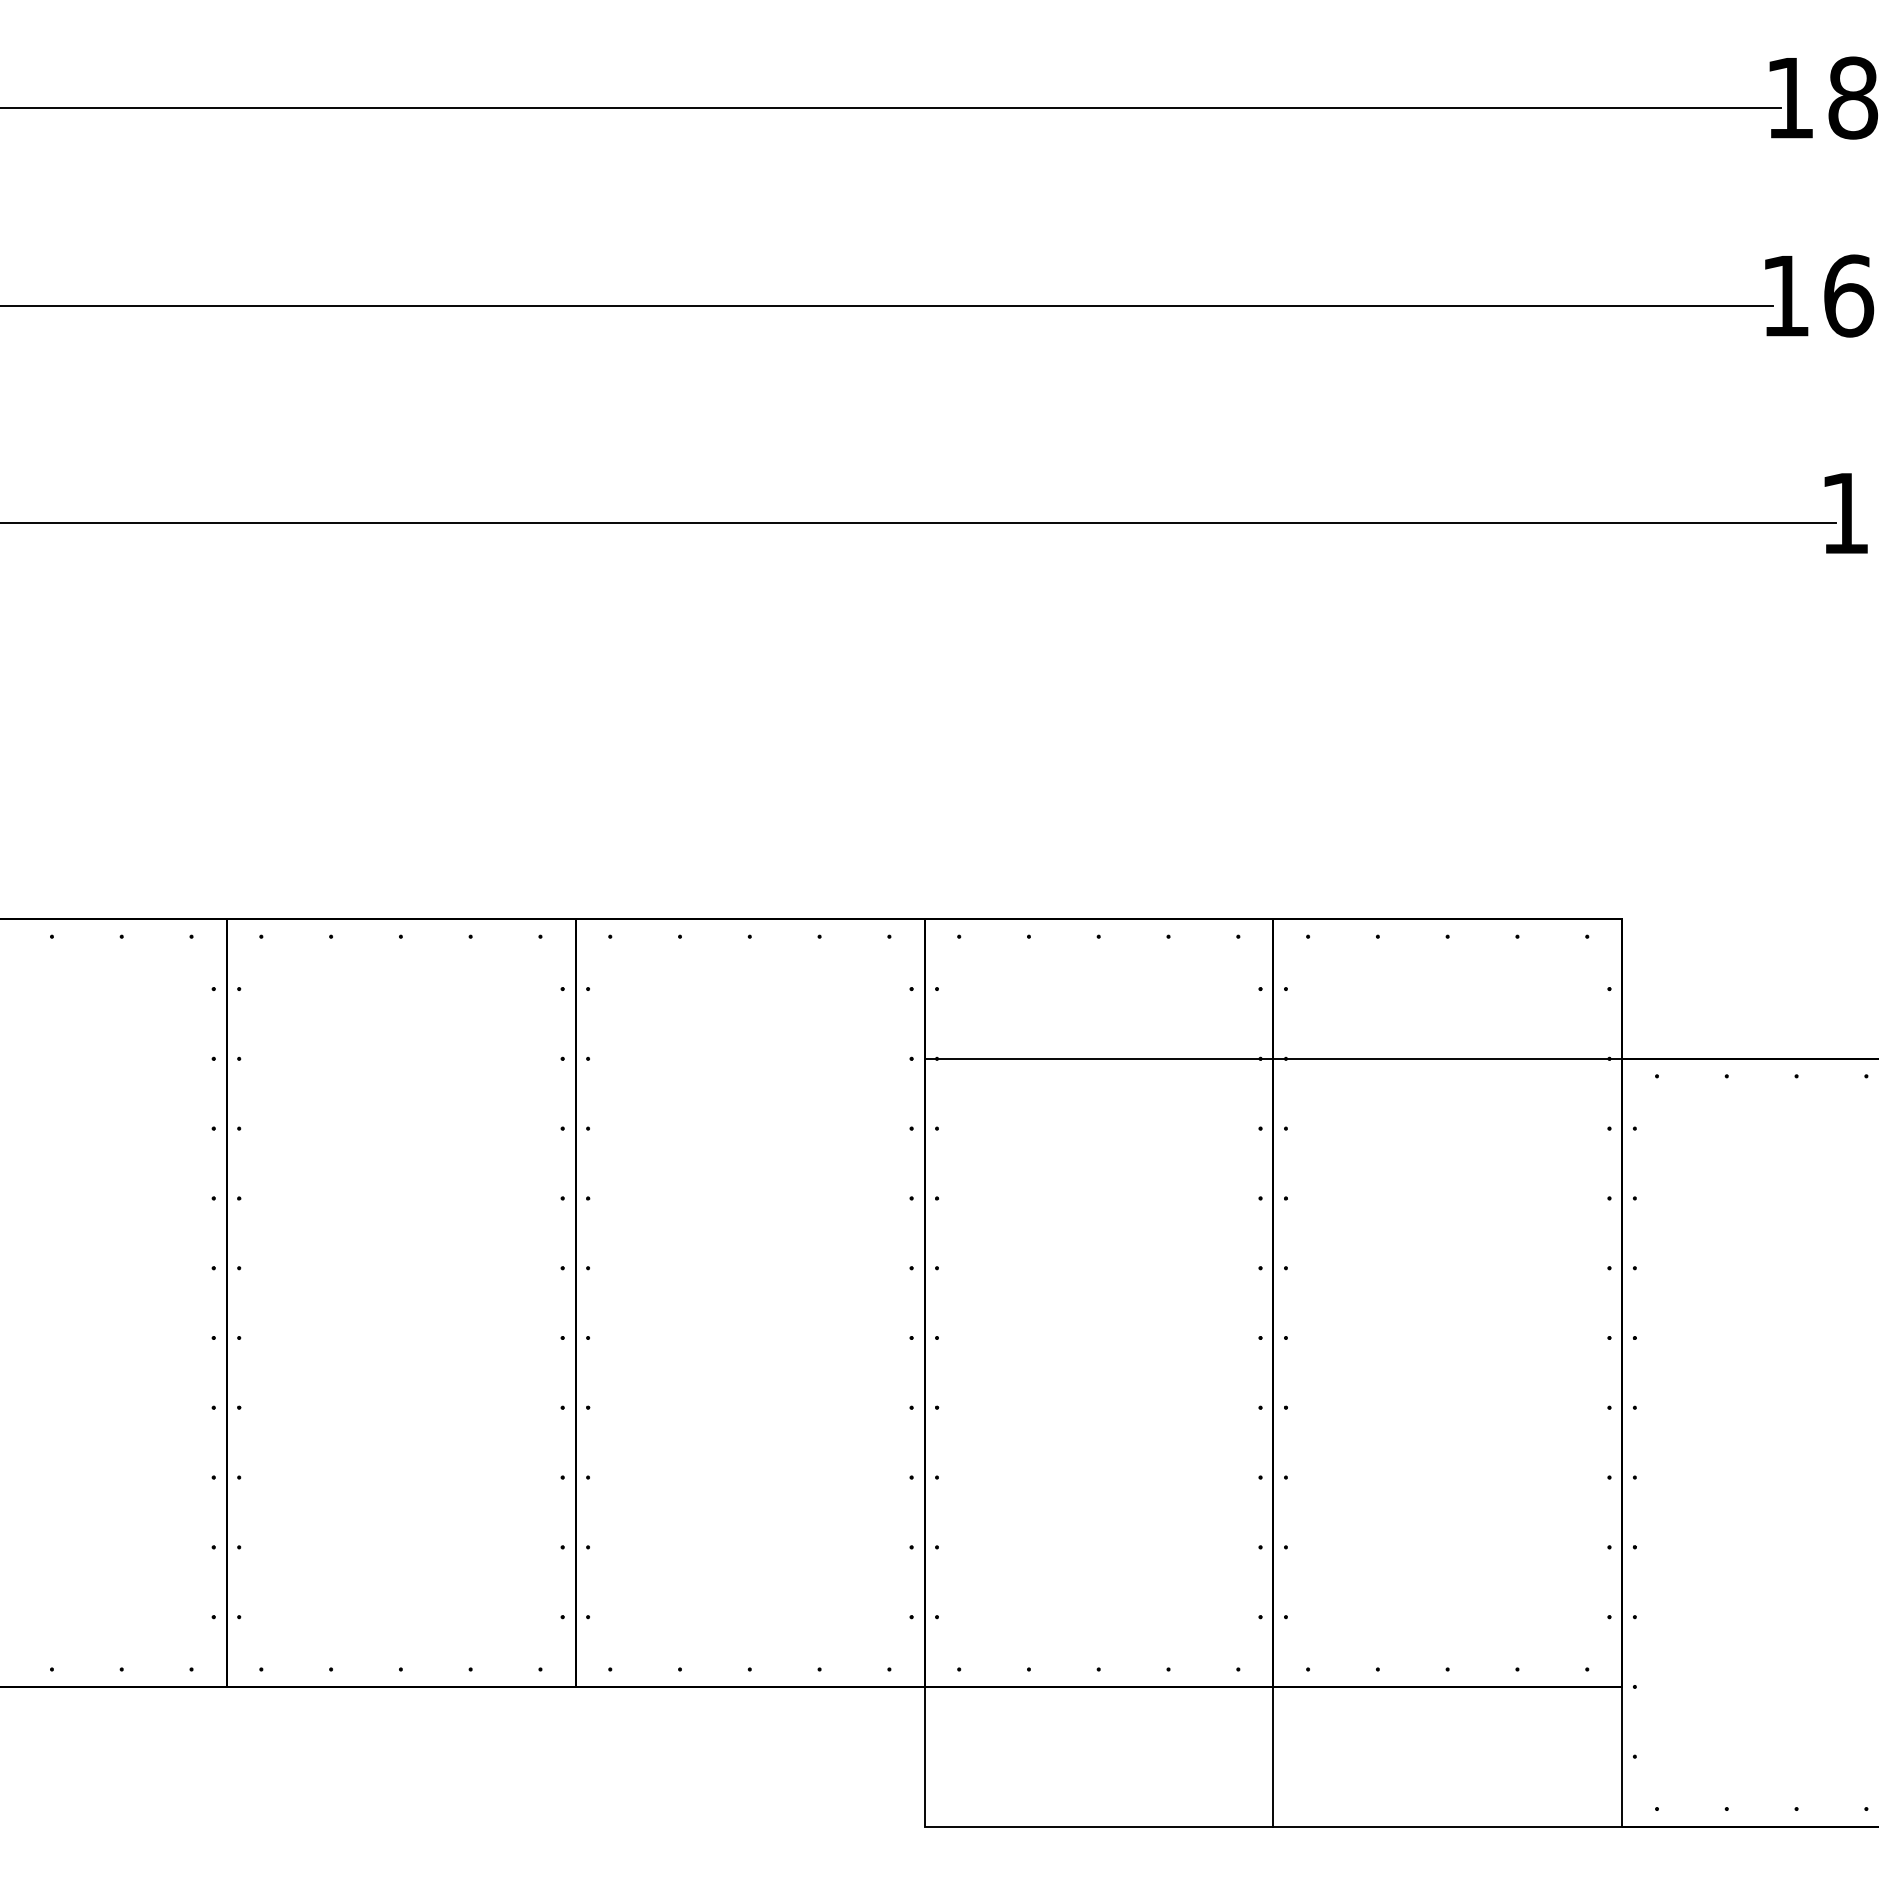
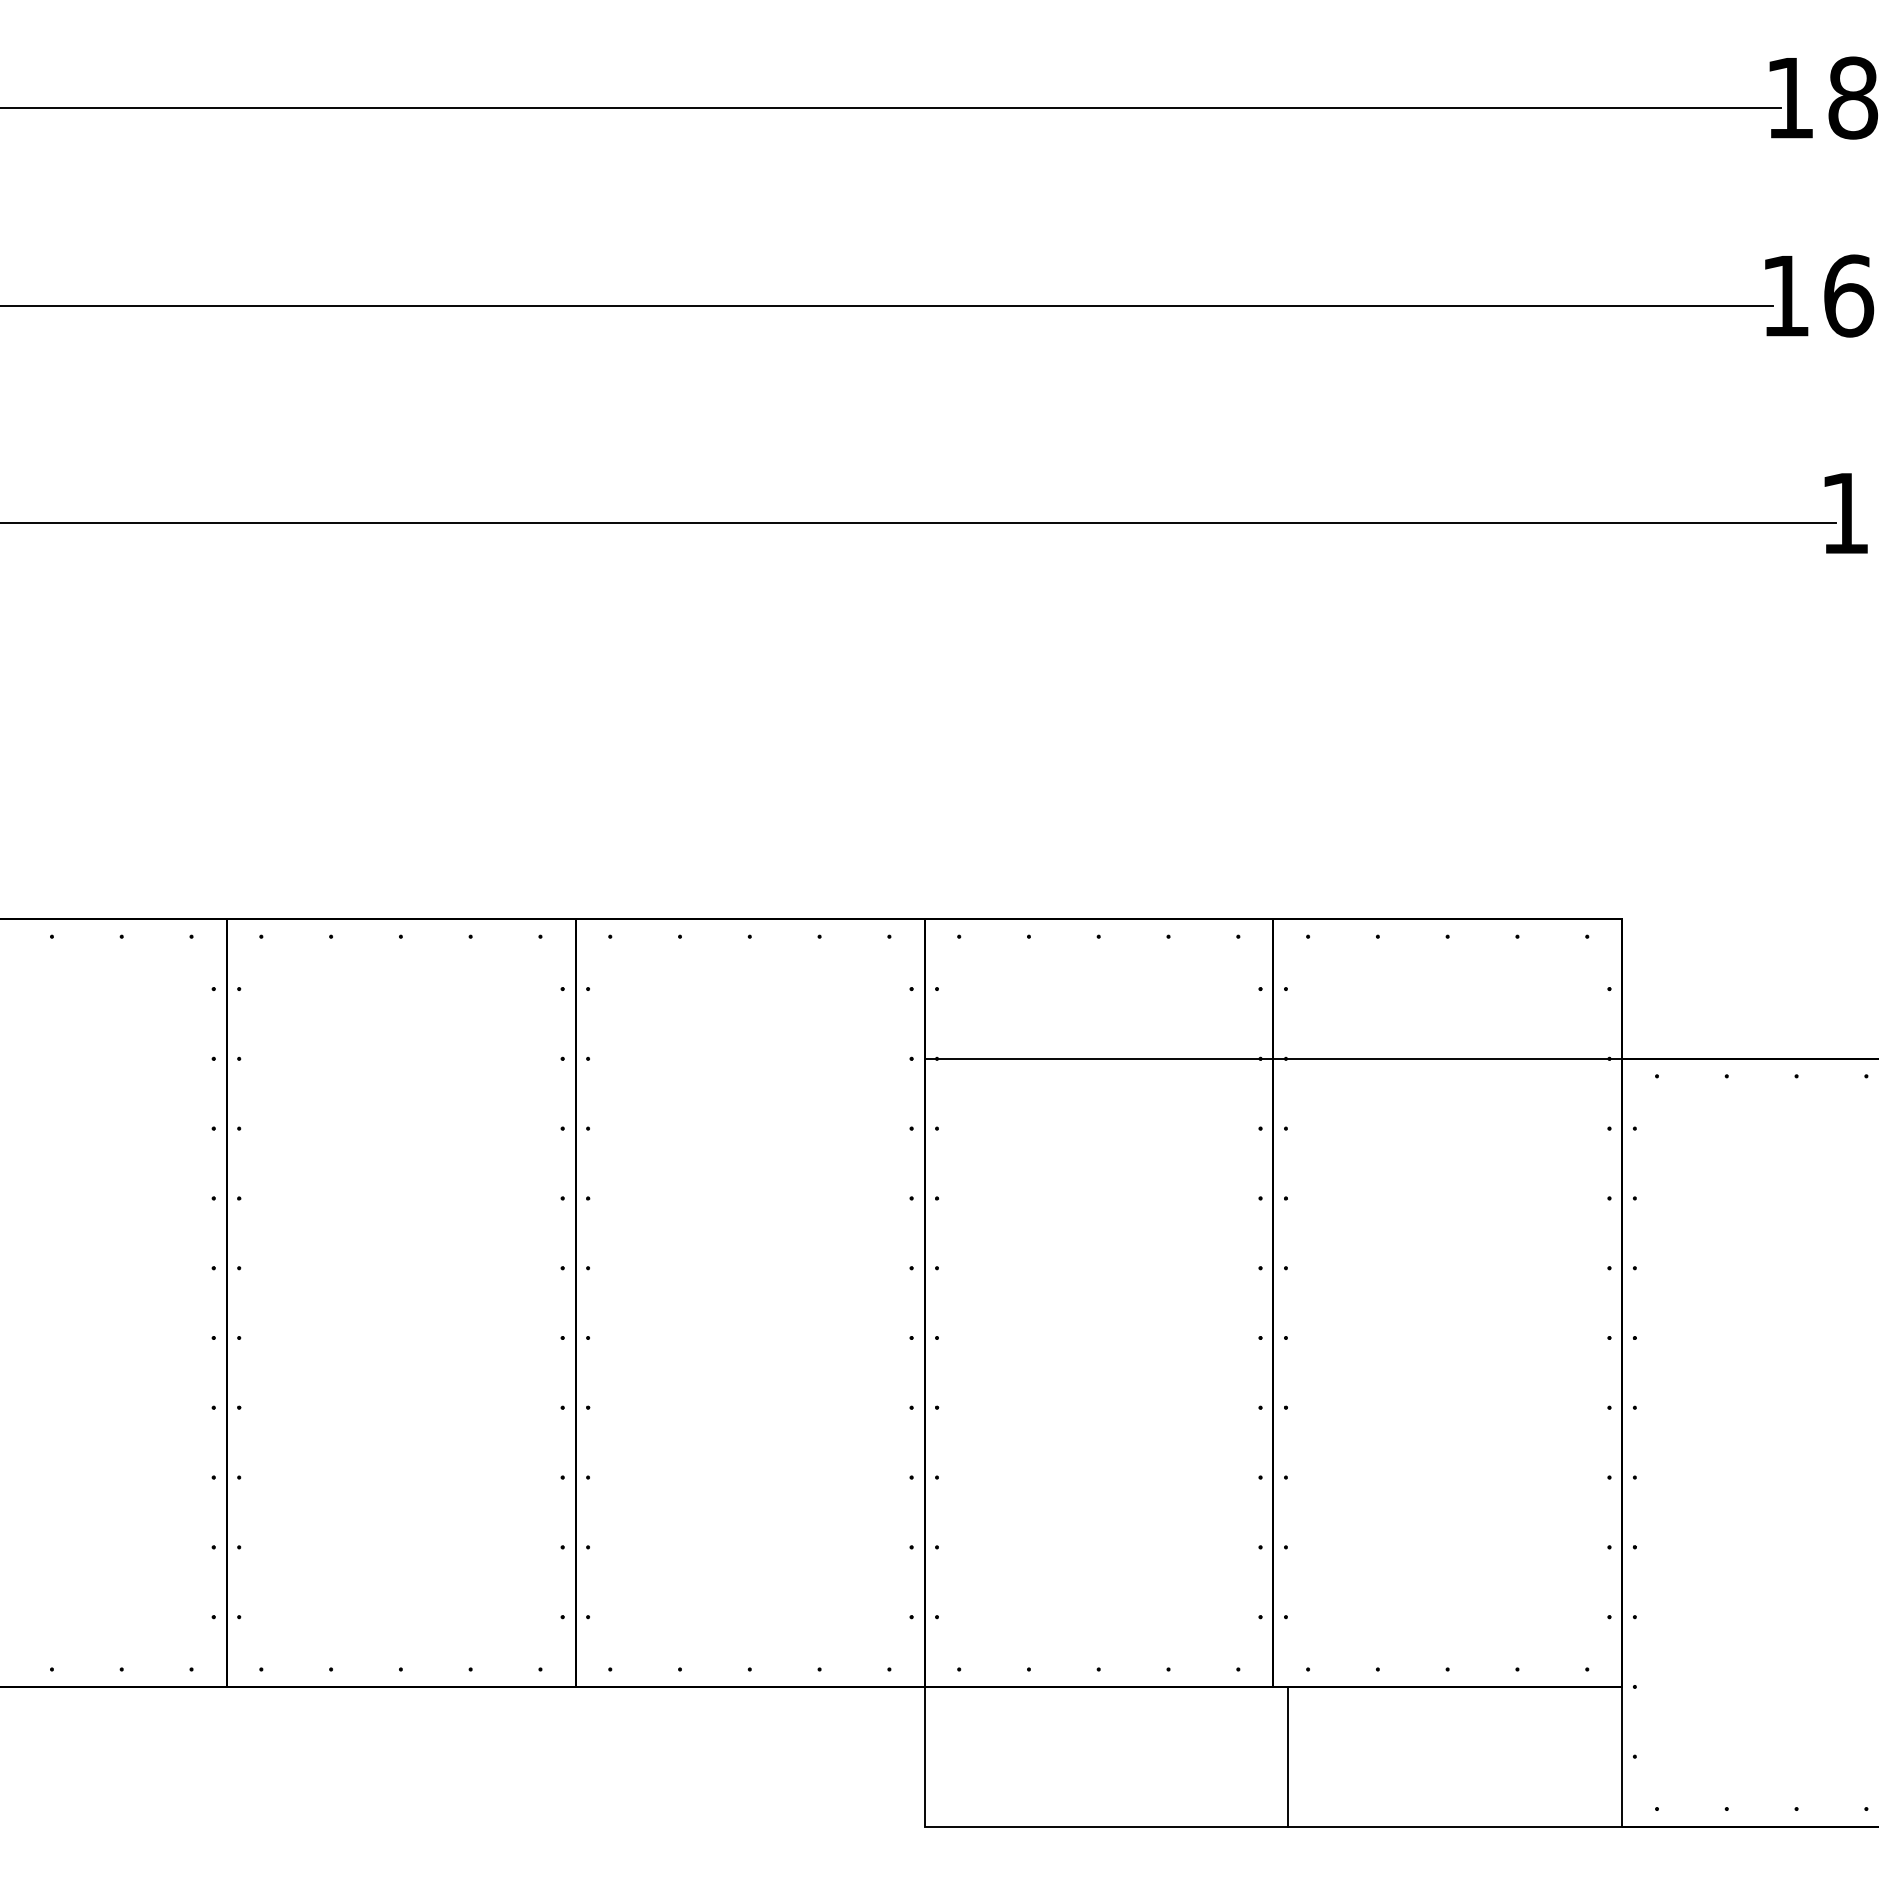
line position: (1273, 1756) -> (1288, 1756) (1288, 1756)
